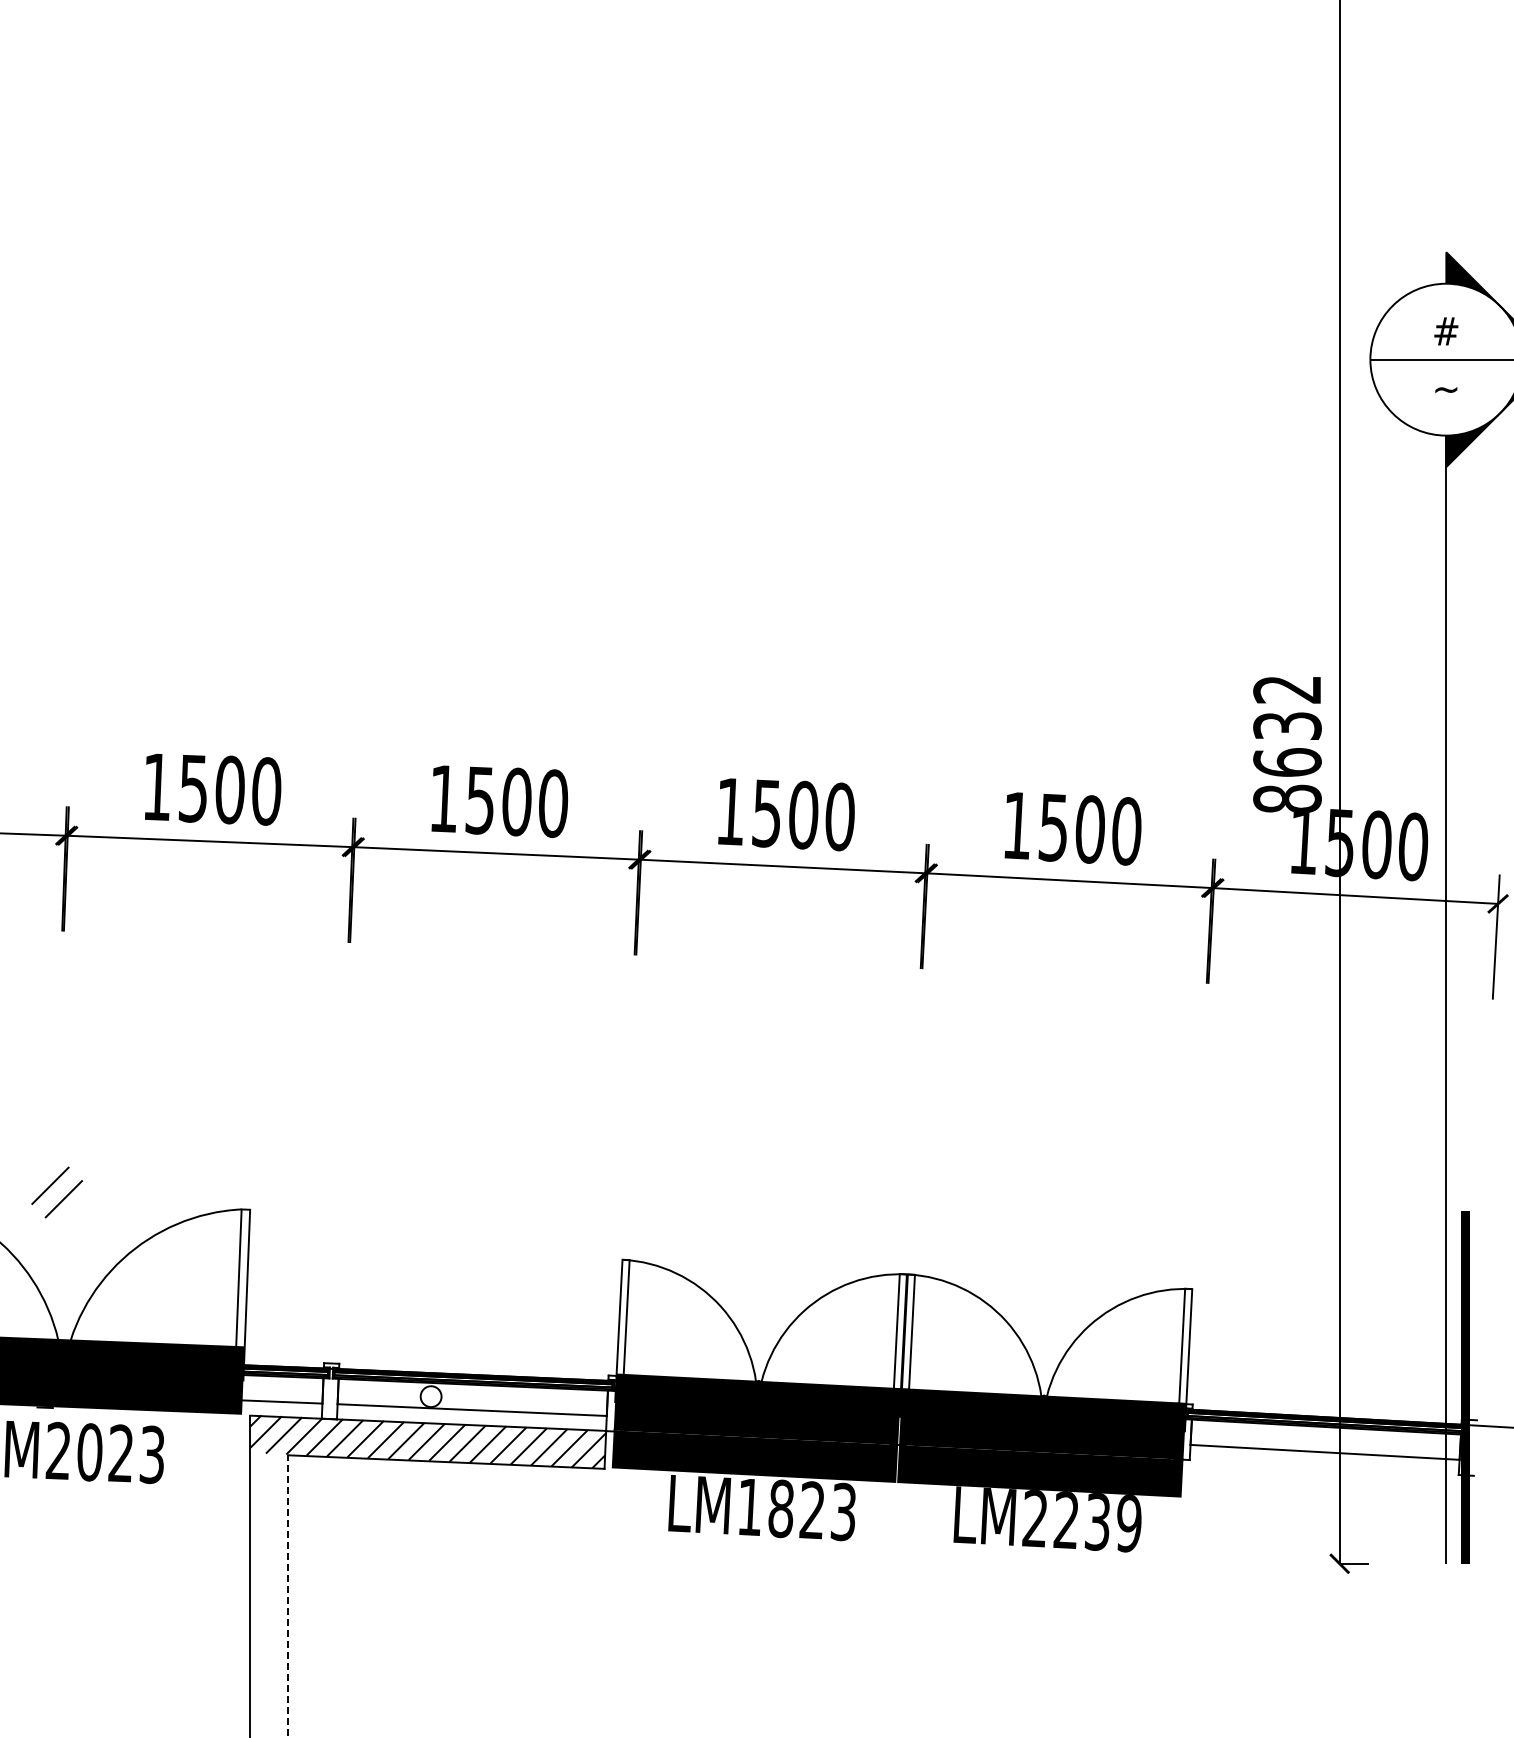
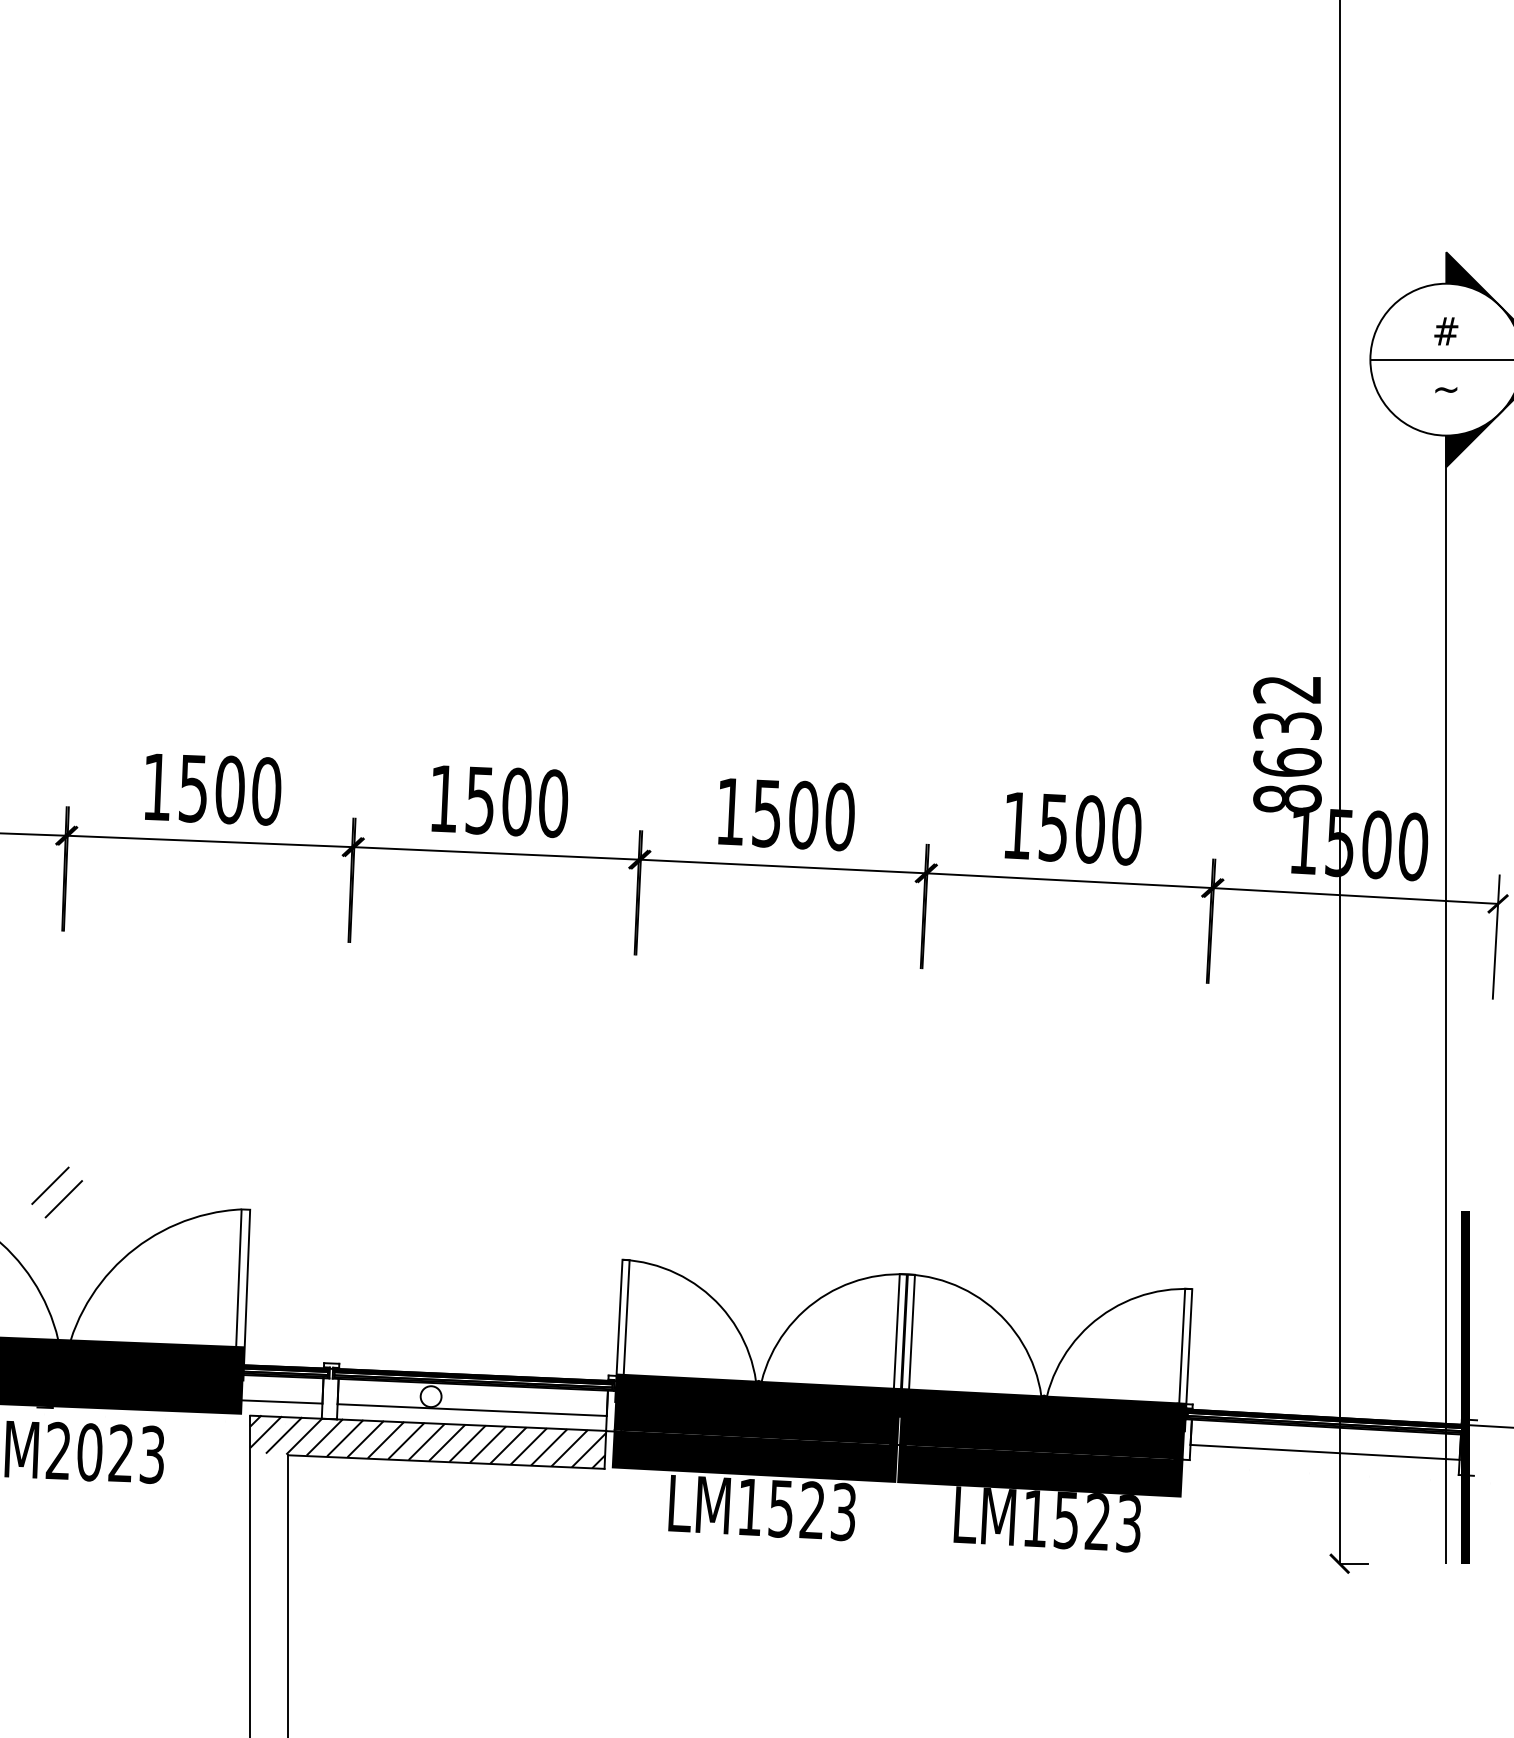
text: LM1823 -> LM1523 (780, 1508)
text: LM2239 -> LM1523 (1081, 1521)
line: dashed -> solid (288, 1596)
